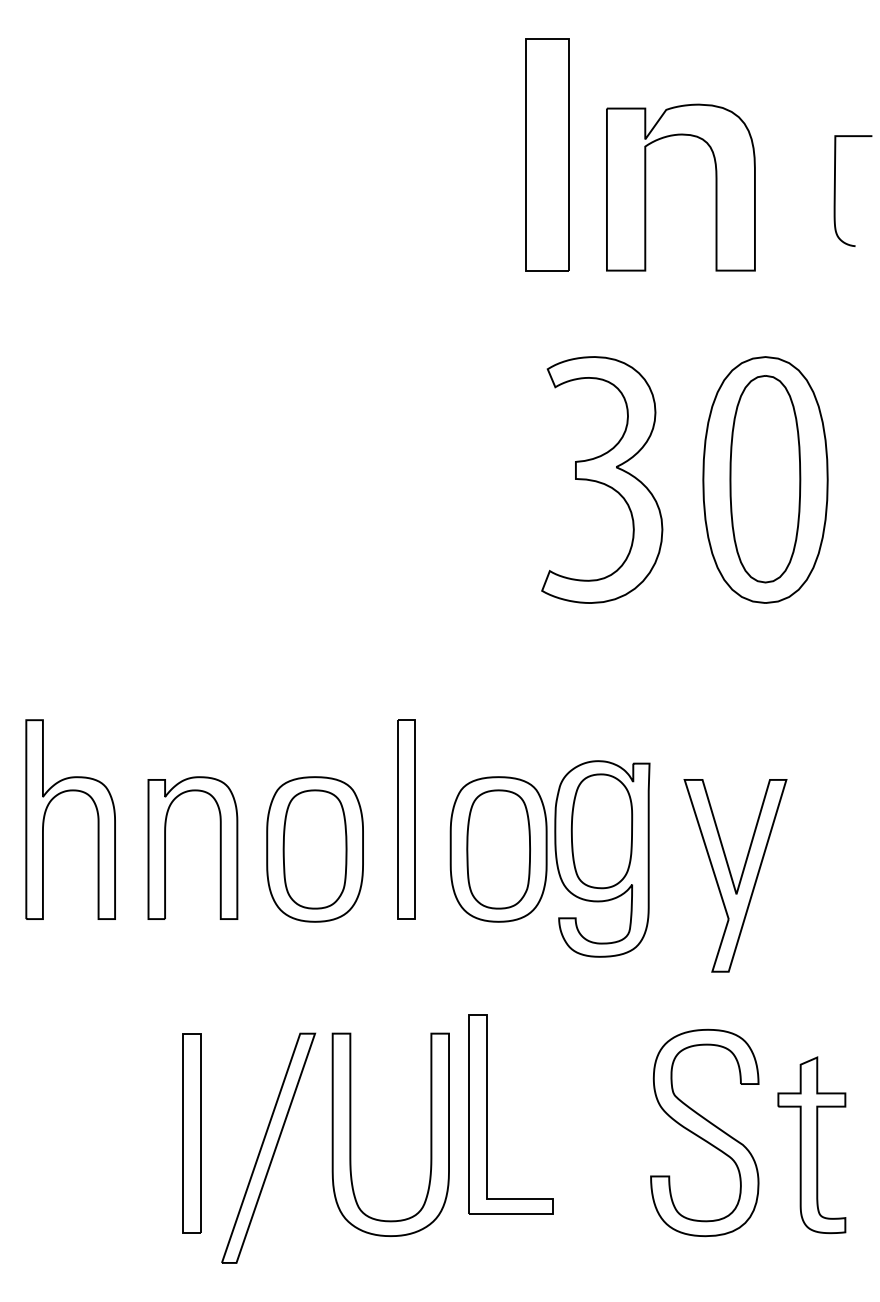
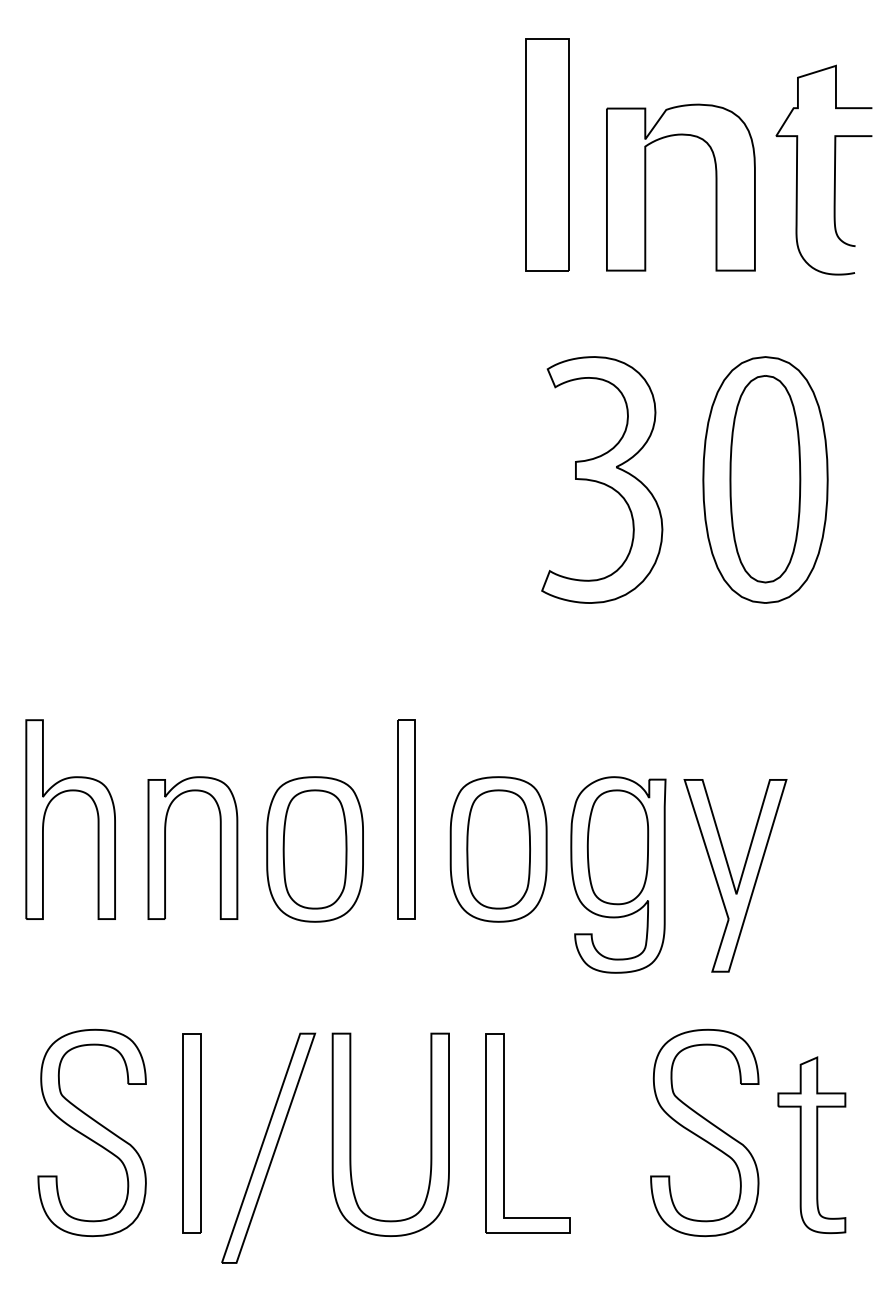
curve: none -> present (797, 169)
part position: (602, 858) -> (618, 874) (618, 874)
part position: (487, 1114) -> (504, 1133) (504, 1133)
part: none -> present (91, 1132)
